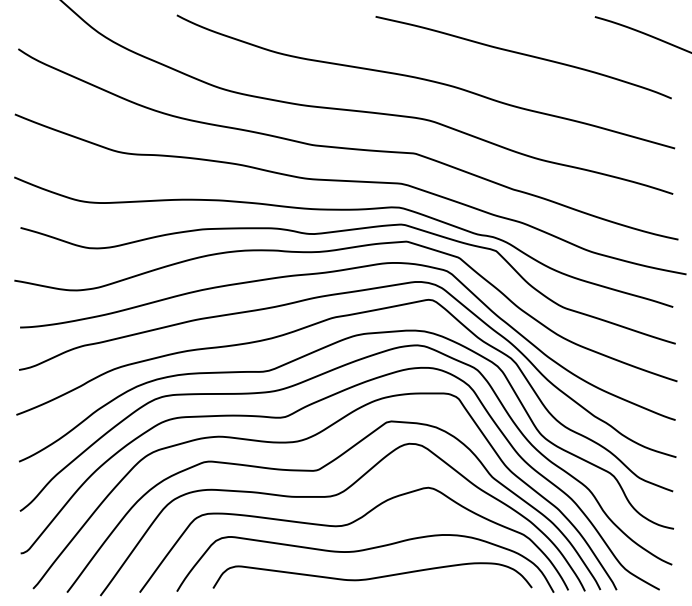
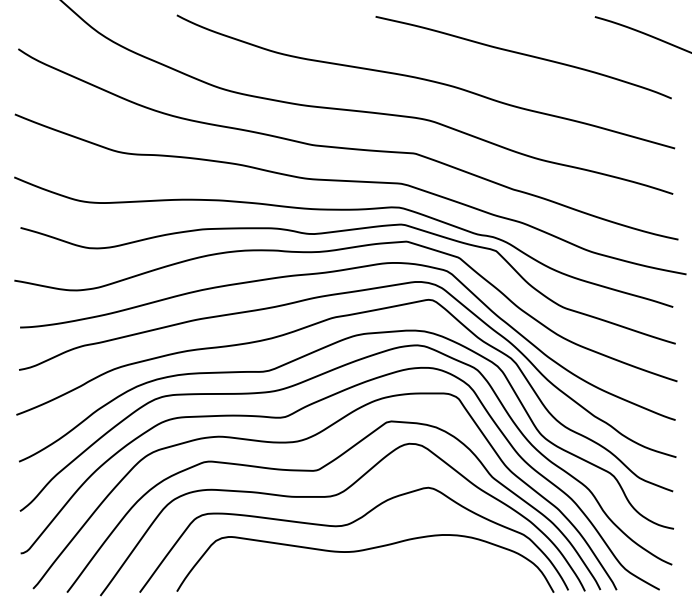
curve: present -> none (372, 577)
